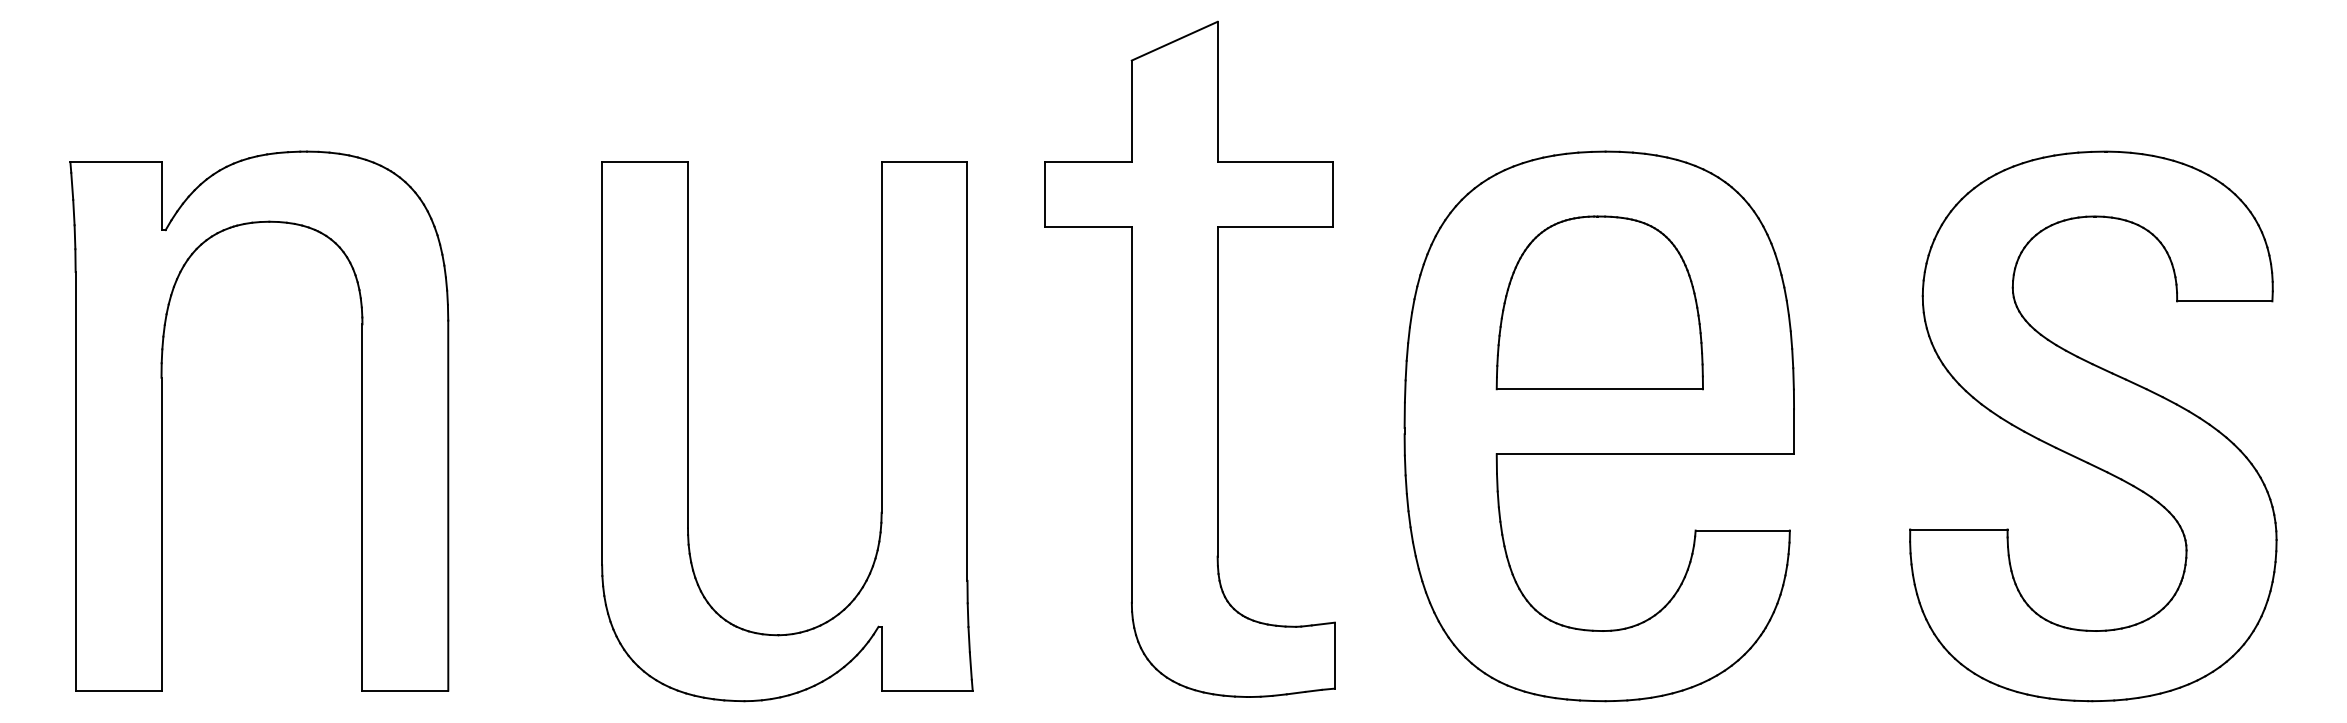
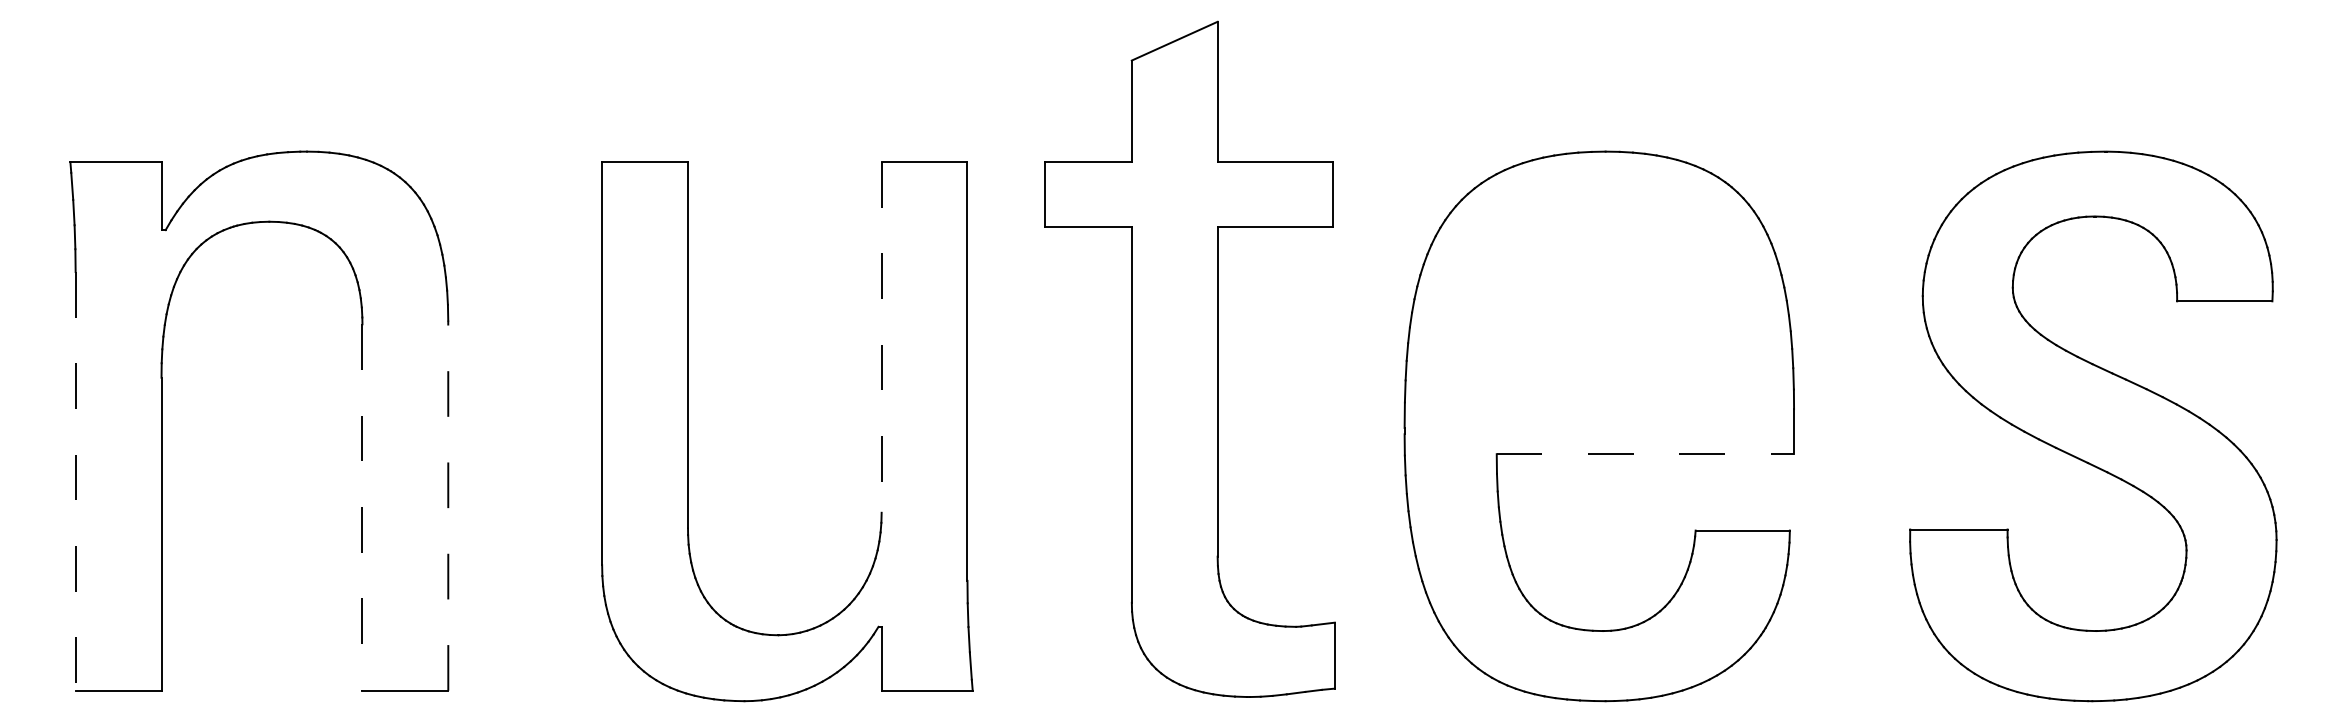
part: present -> none (1599, 302)
line: solid -> dashed (881, 337)
line: solid -> dashed (1645, 454)
line: solid -> dashed (75, 481)
line: solid -> dashed (448, 505)
line: solid -> dashed (362, 508)
